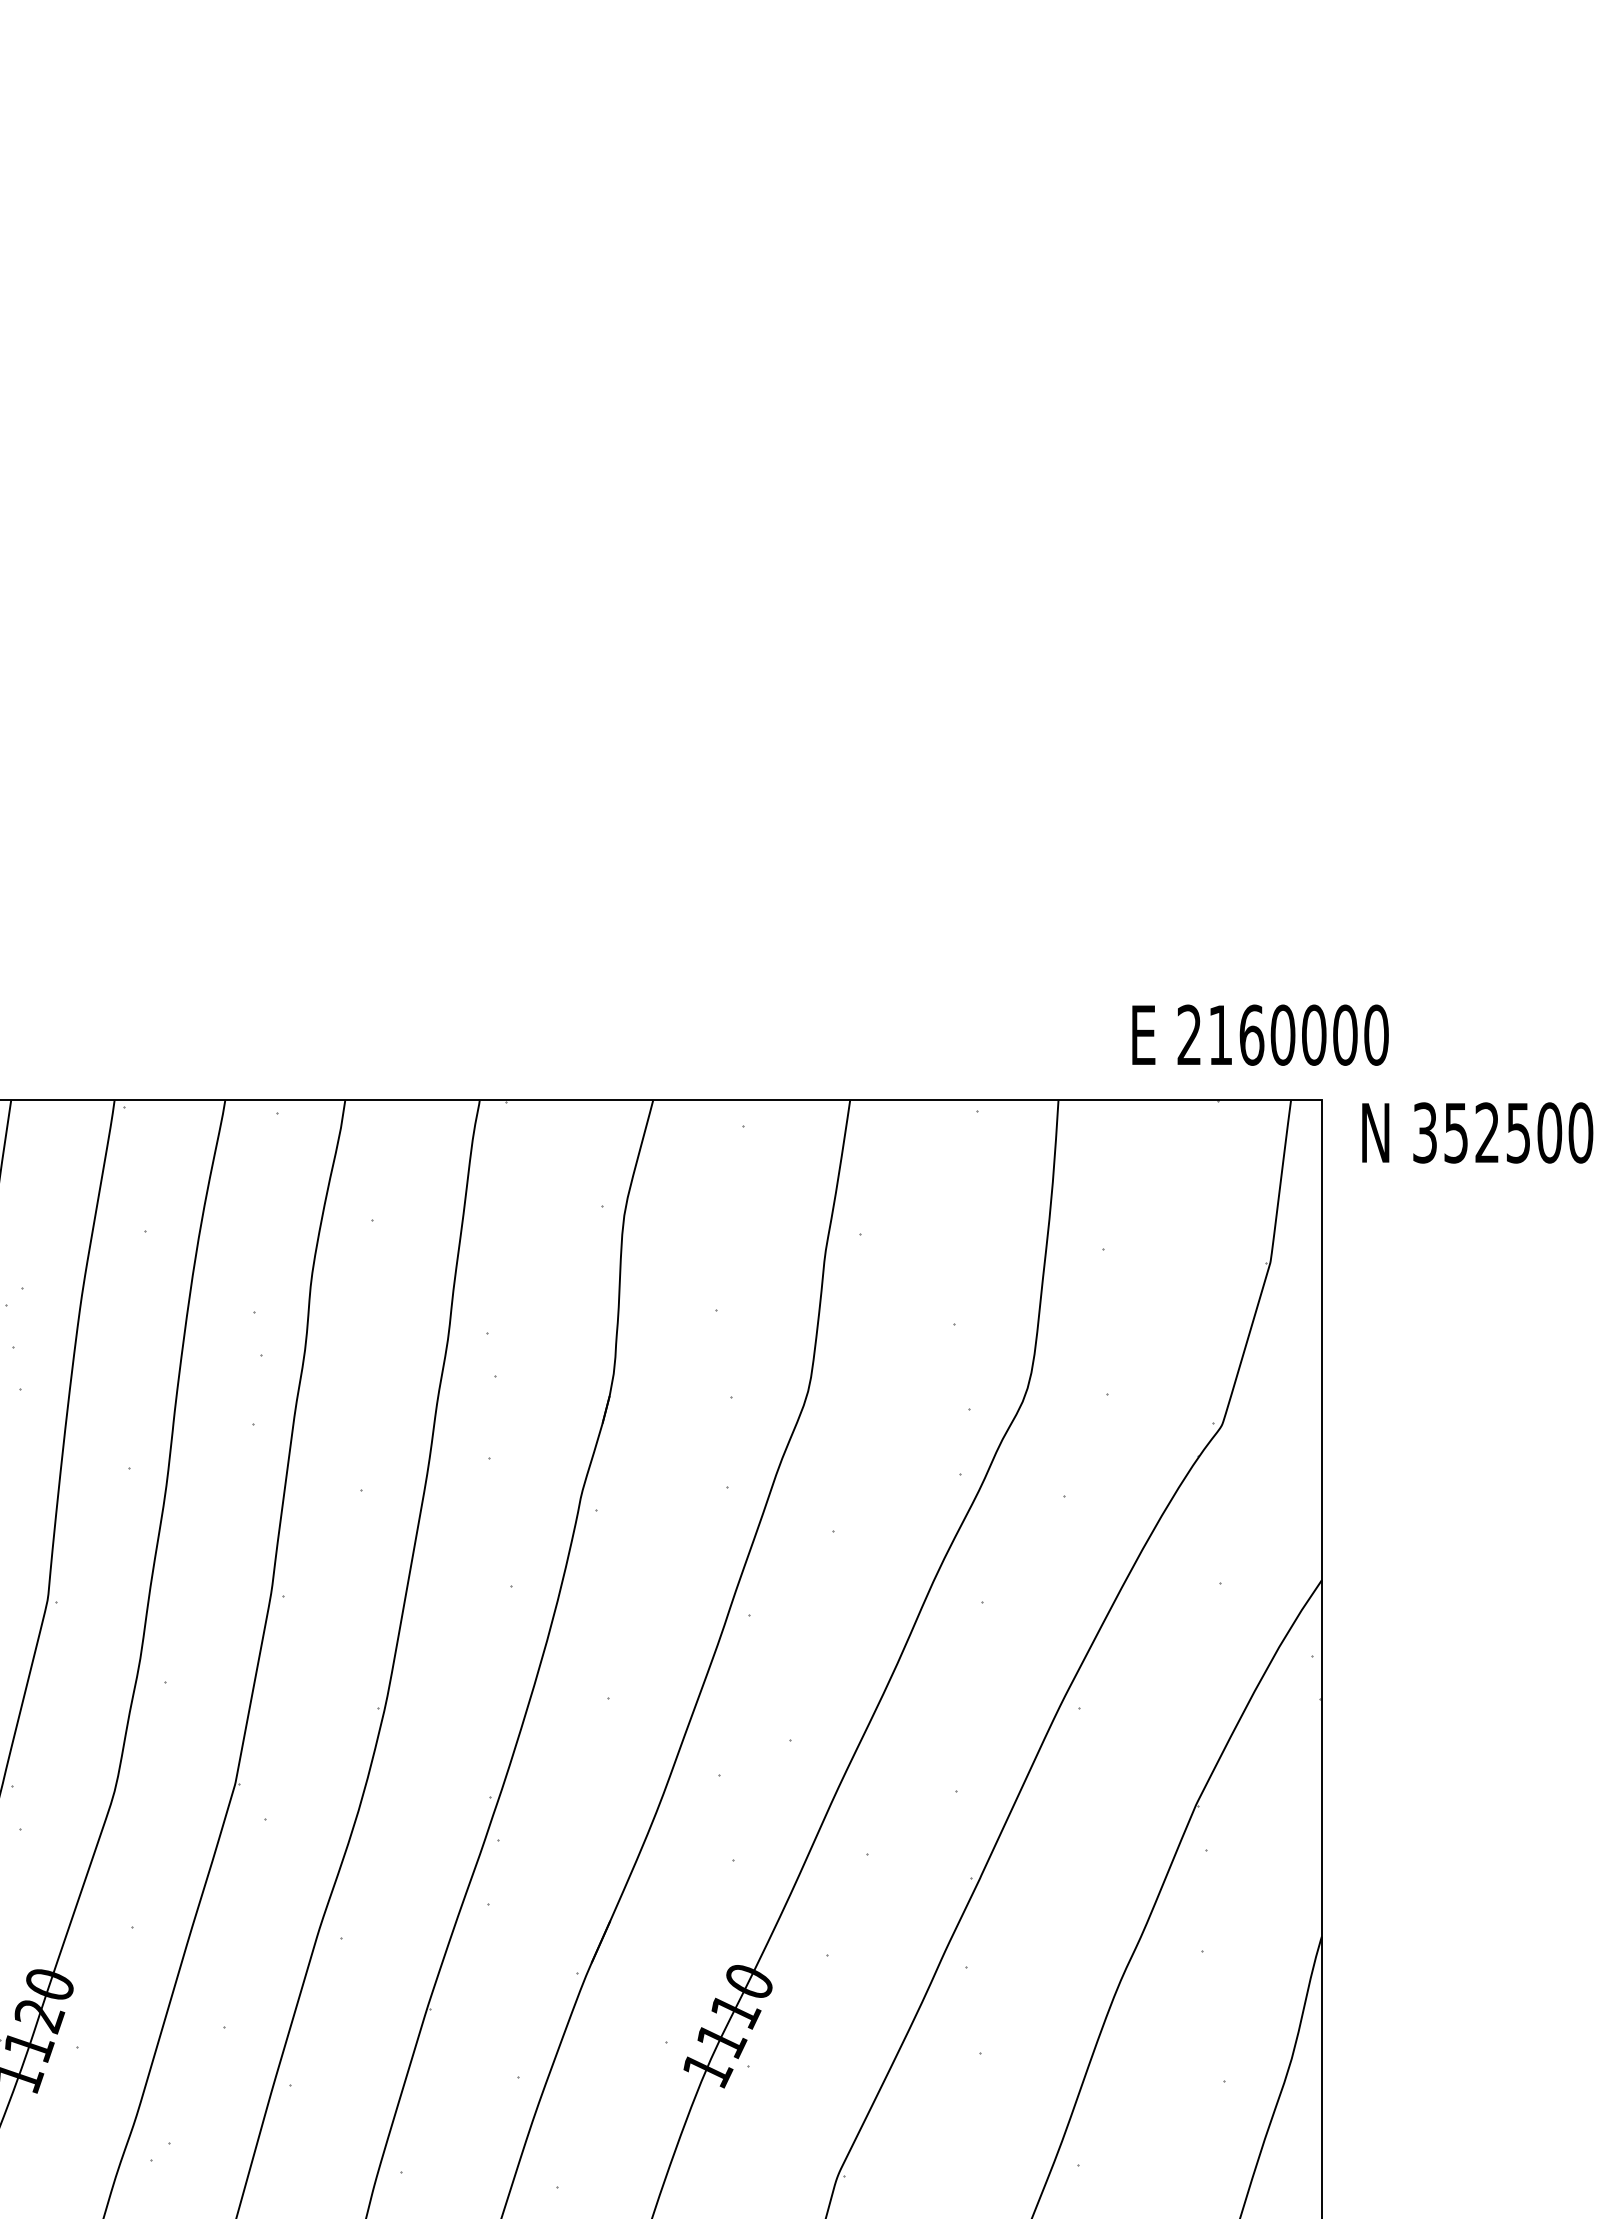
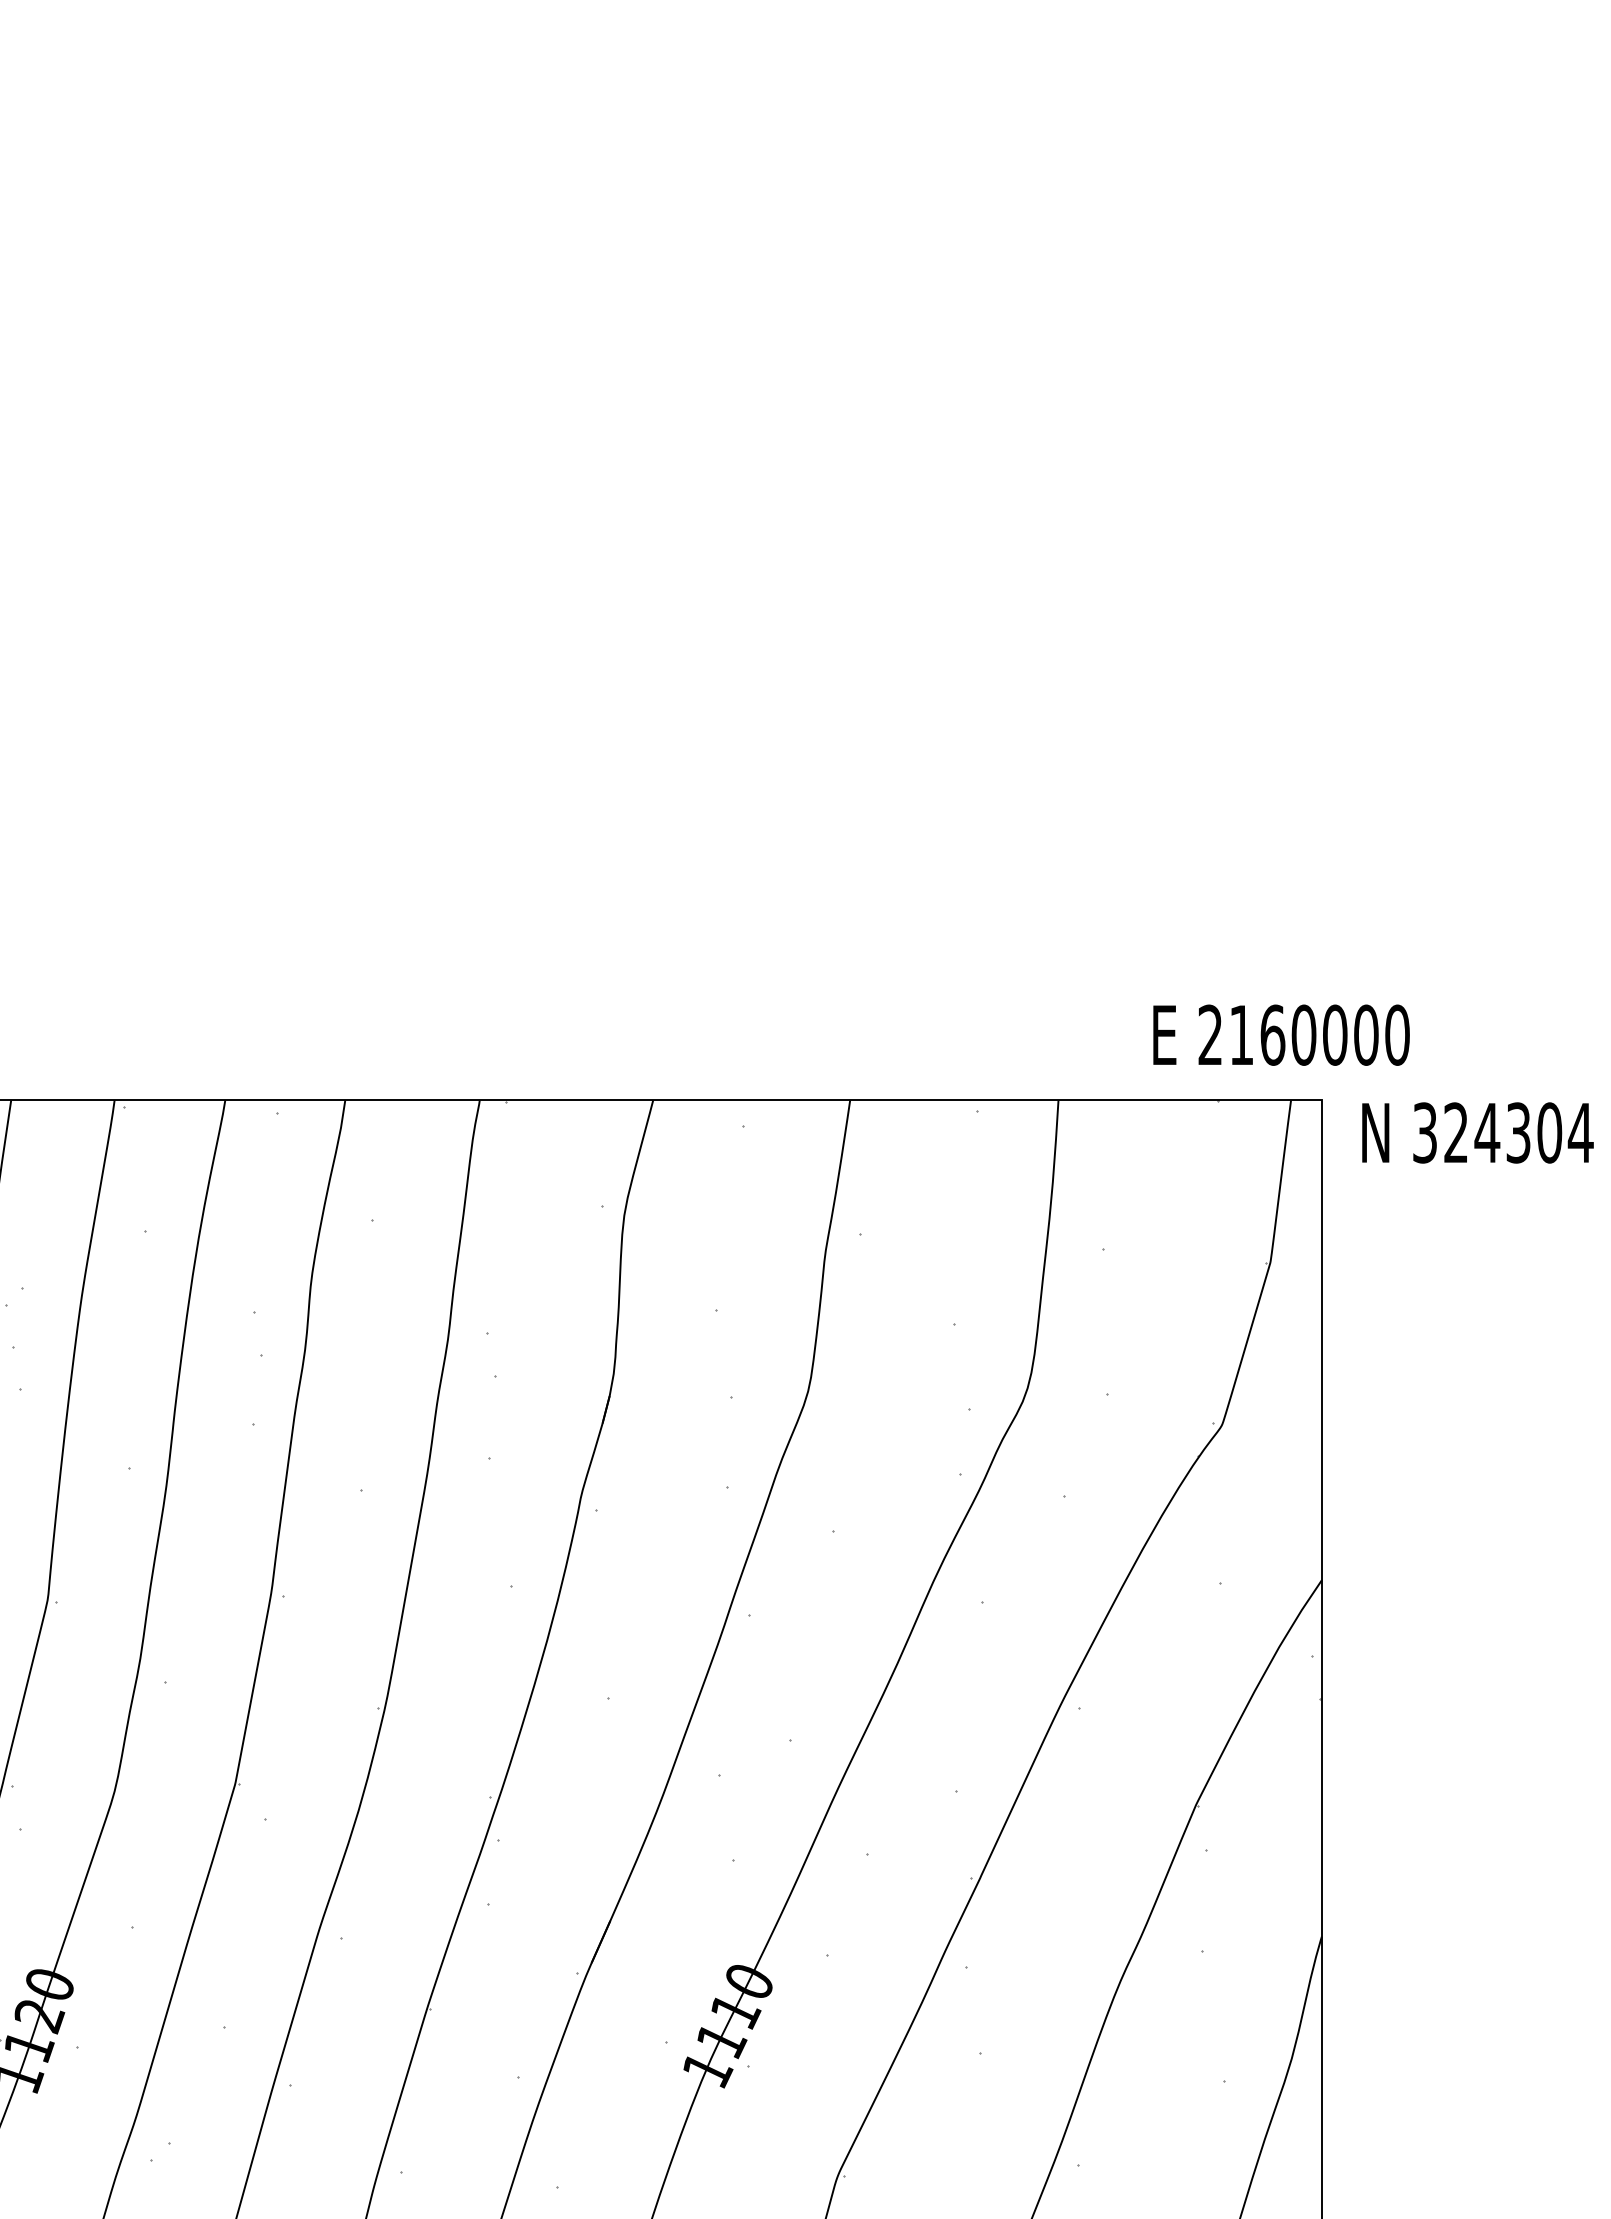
text position: (1260, 1034) -> (1281, 1034) (1281, 1034)
text: 352500 -> 324304 (1518, 1132)
